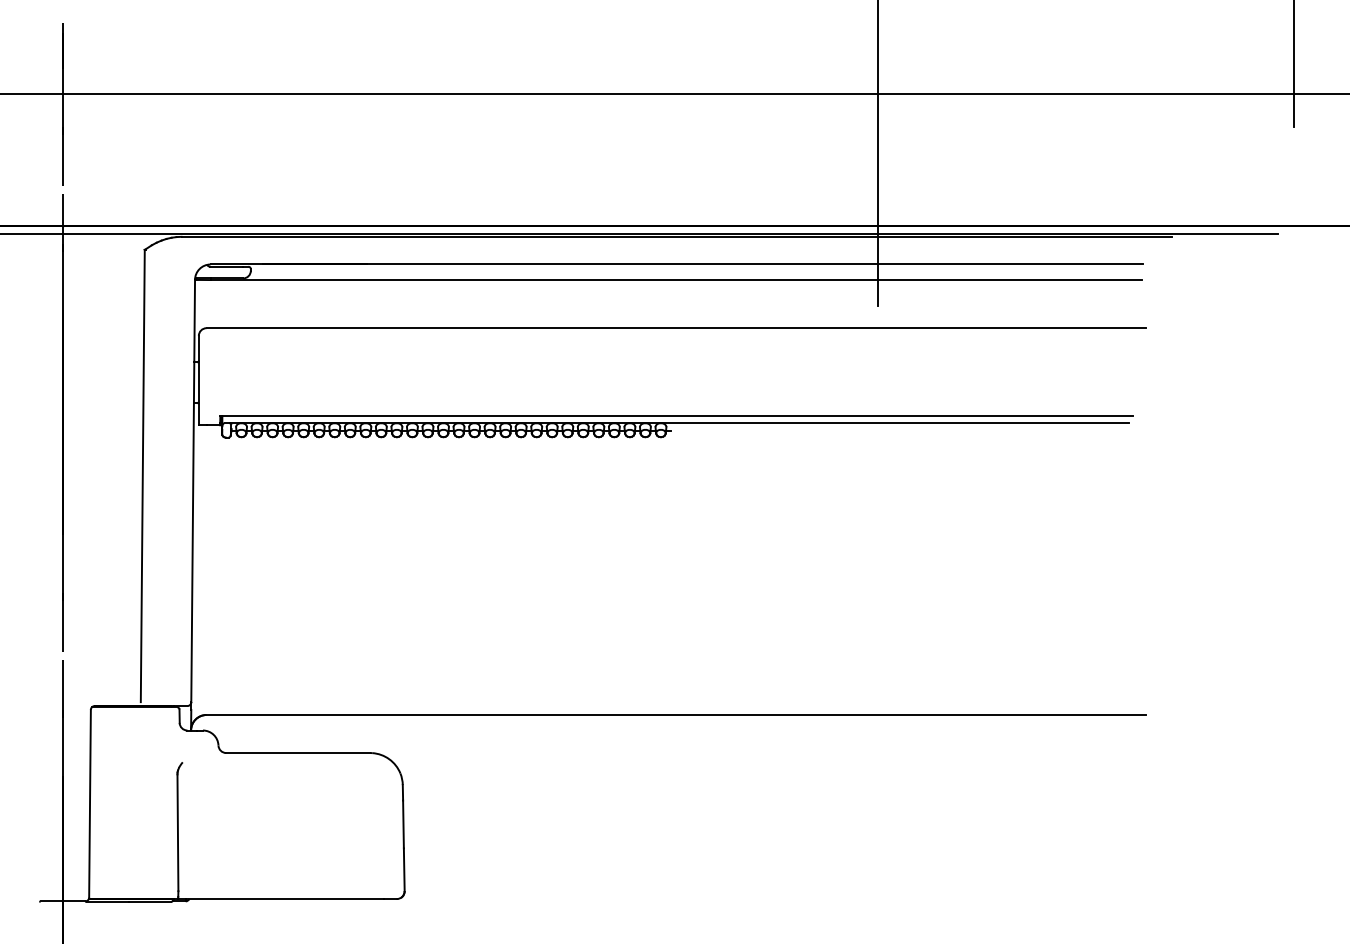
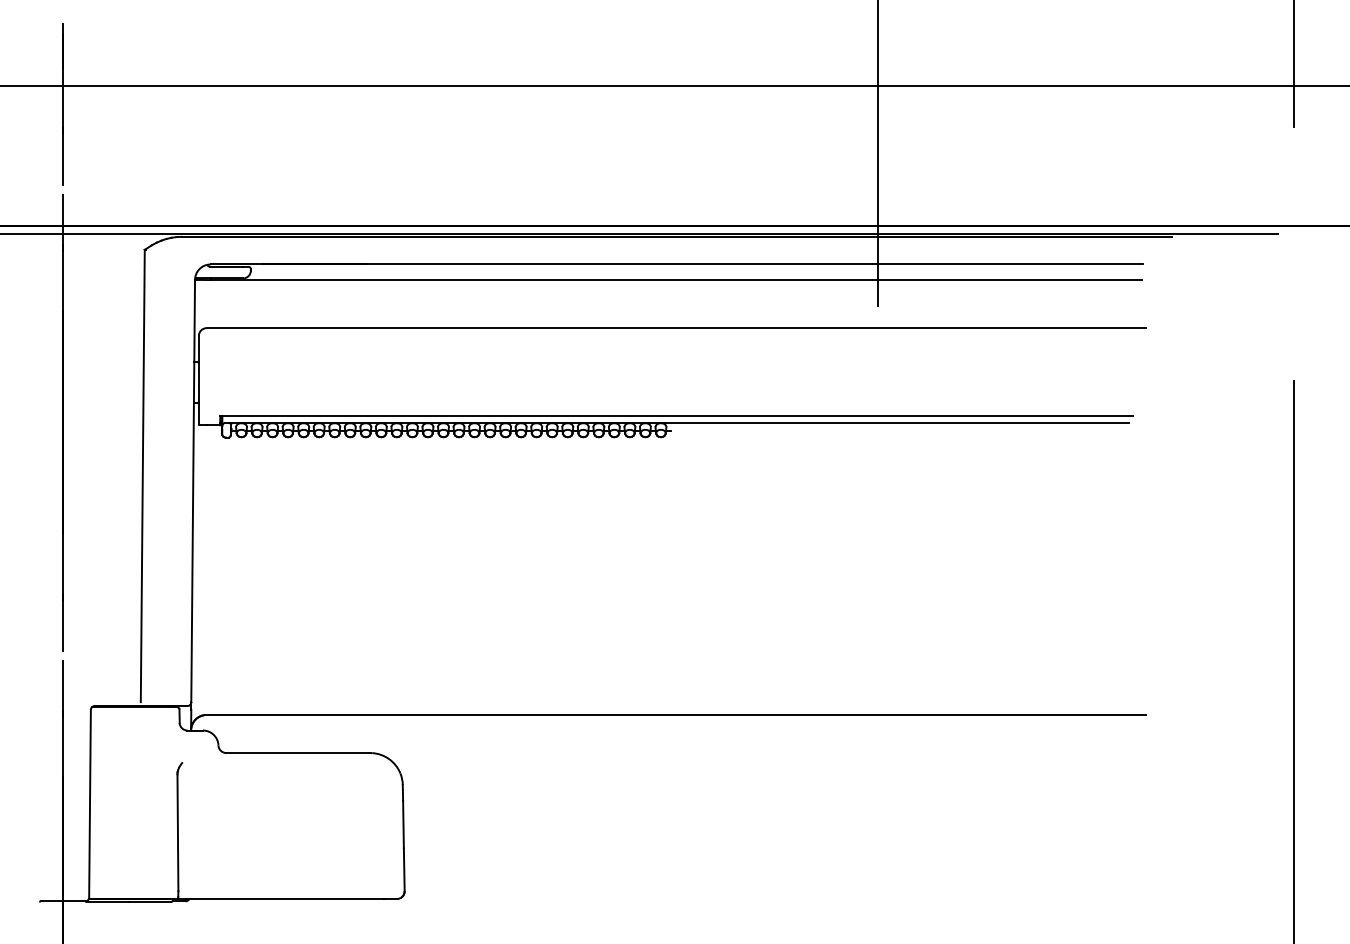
line position: (674, 93) -> (674, 85) (674, 85)
line: none -> present (1293, 660)
